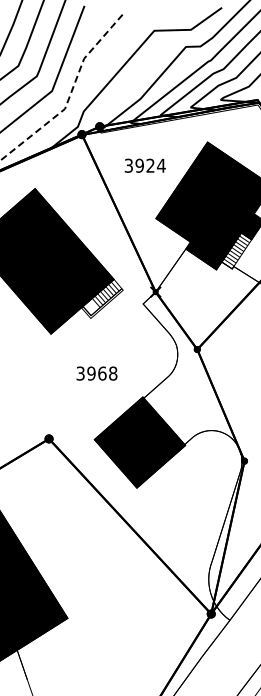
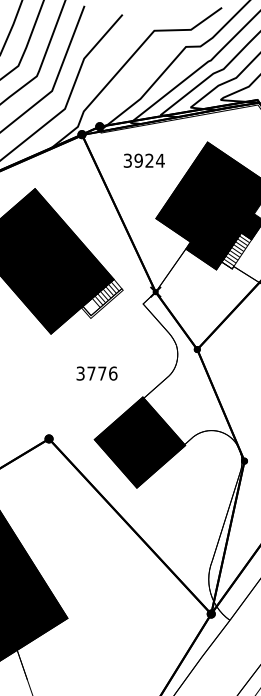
line: dashed -> solid (70, 94)
text position: (144, 165) -> (143, 160) (143, 160)
text: 3968 -> 3776 (102, 373)
